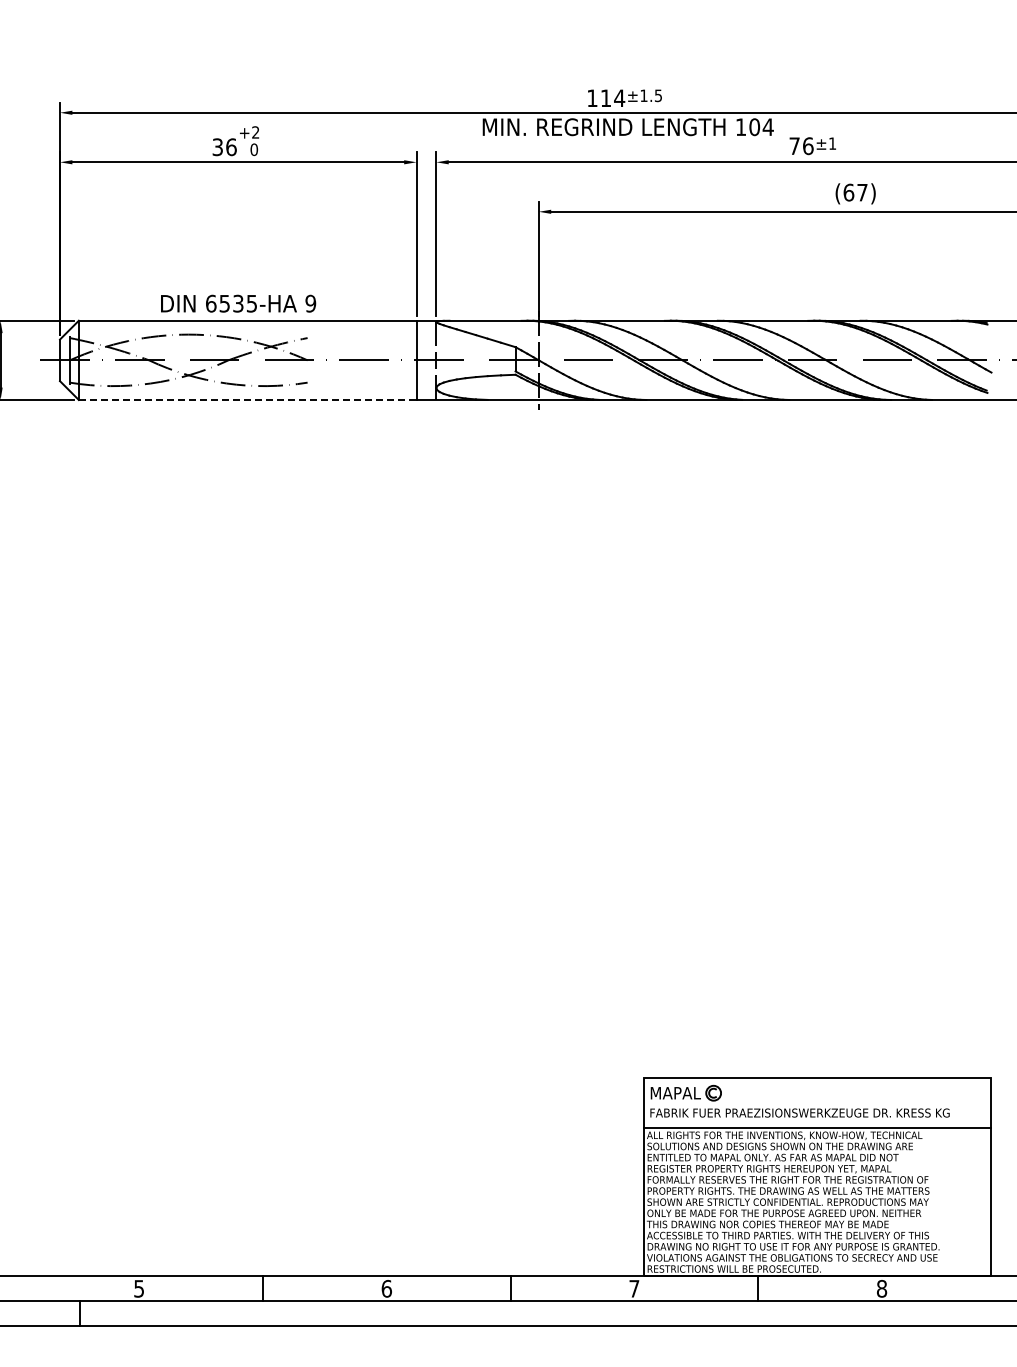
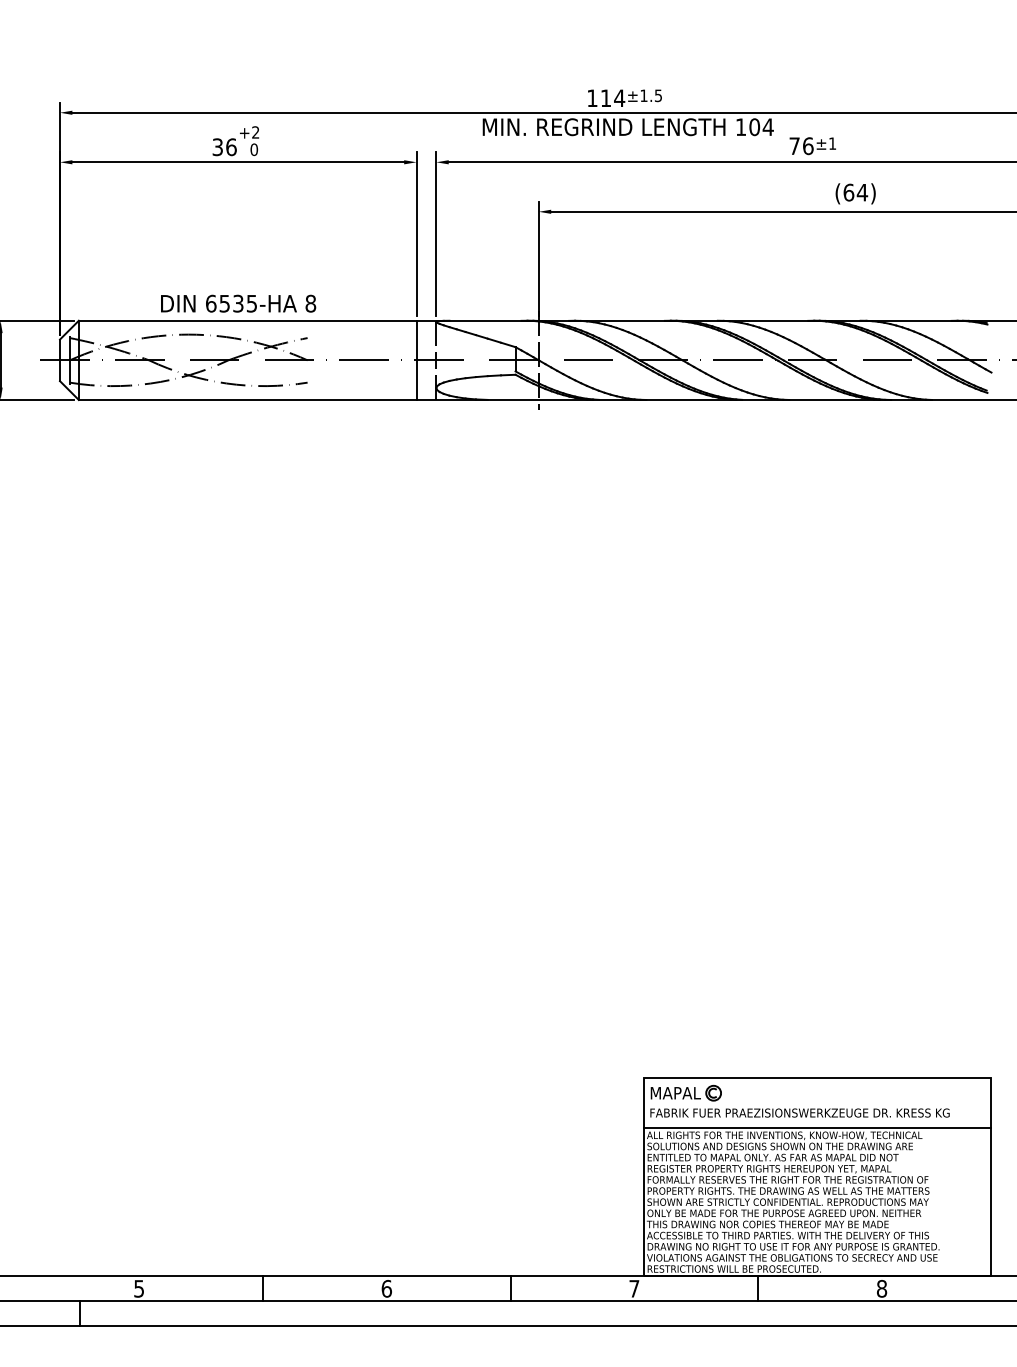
text: (67) -> (64) (862, 192)
text: 9 -> 8 (310, 303)
line: dashed -> solid (247, 399)
